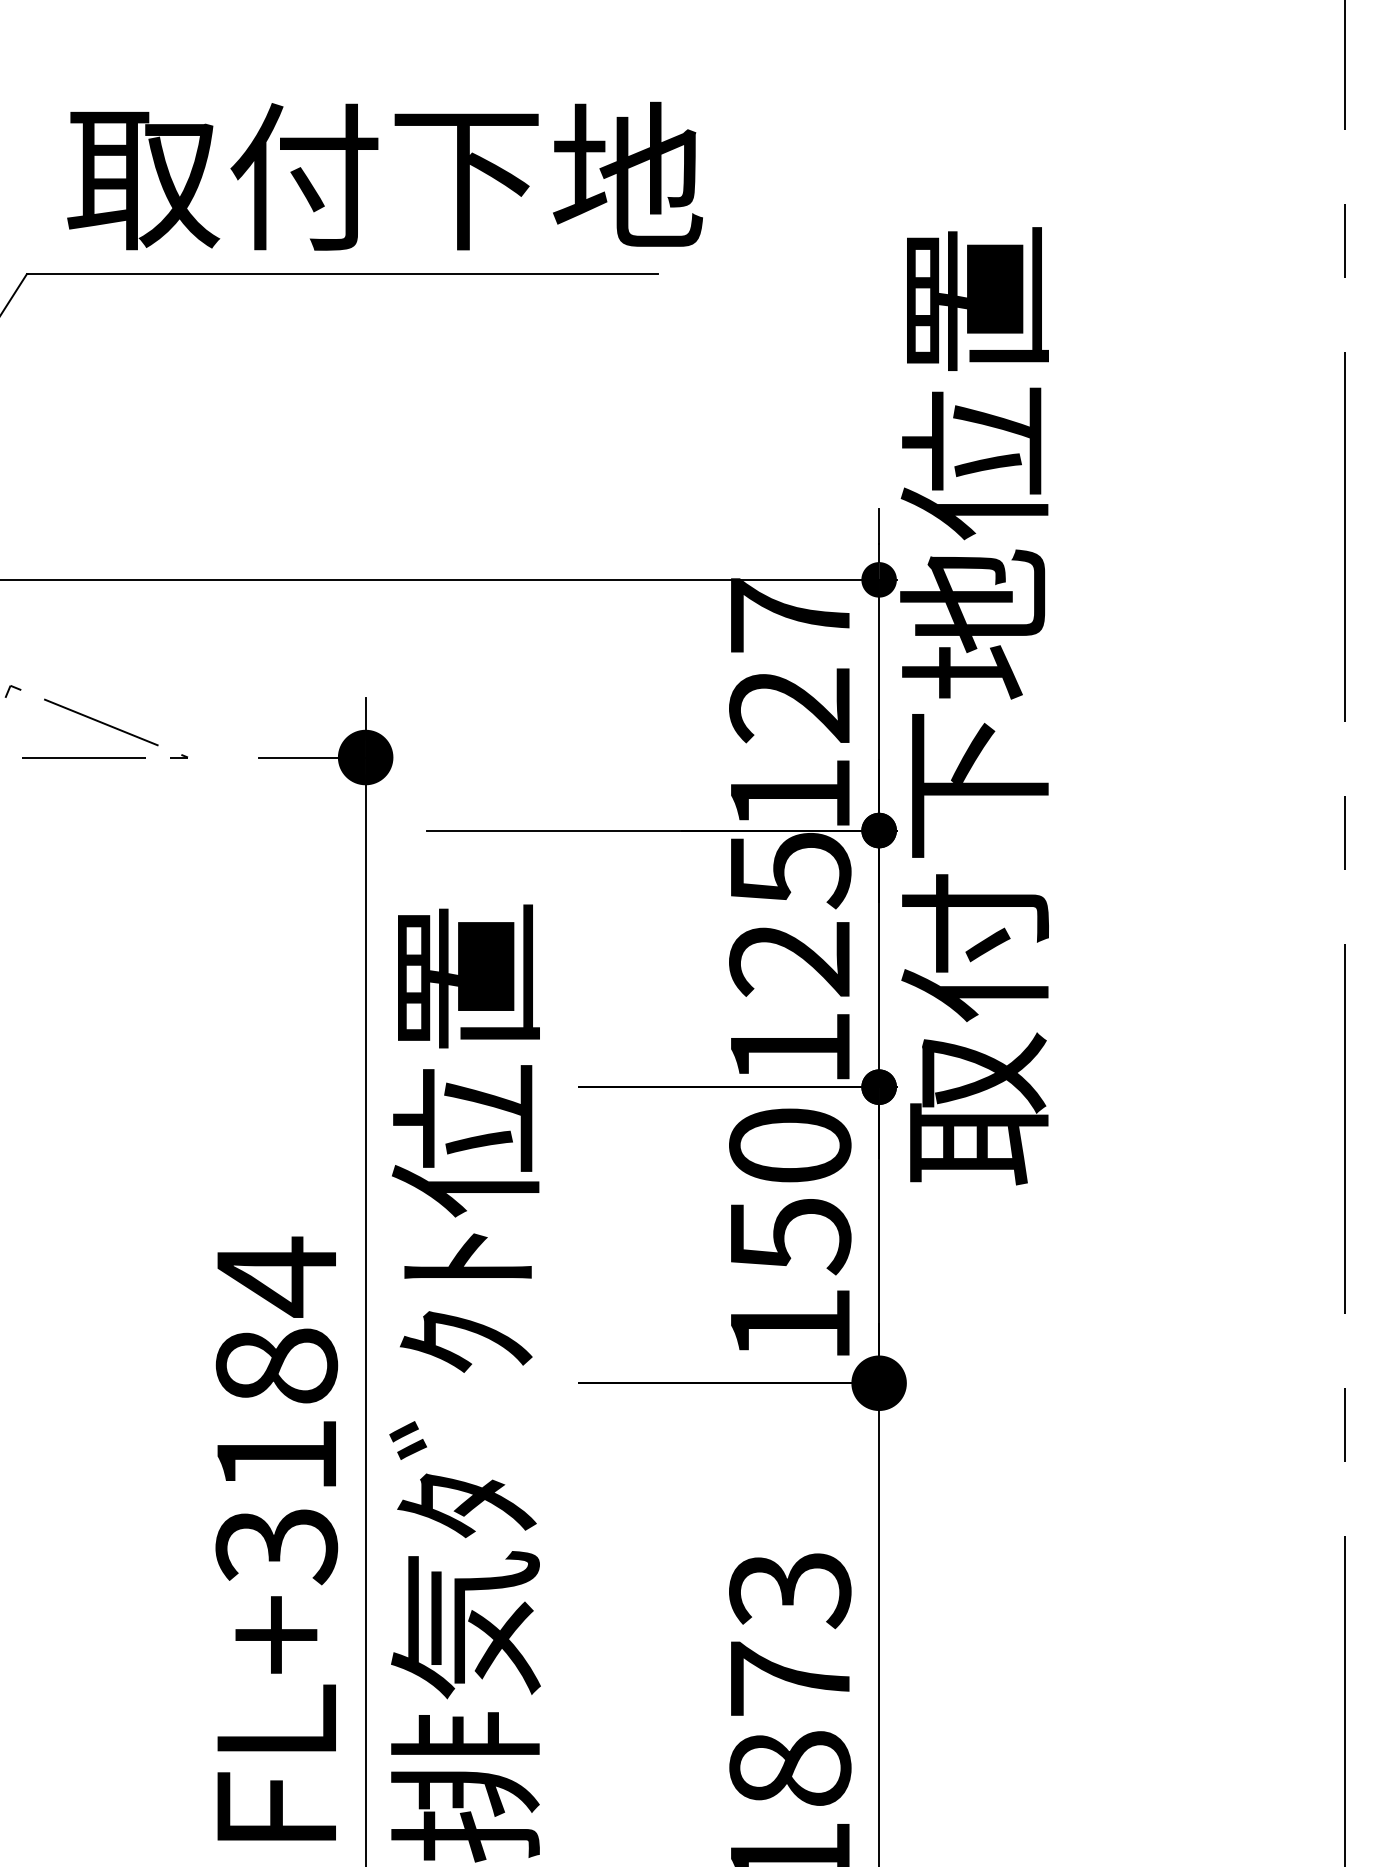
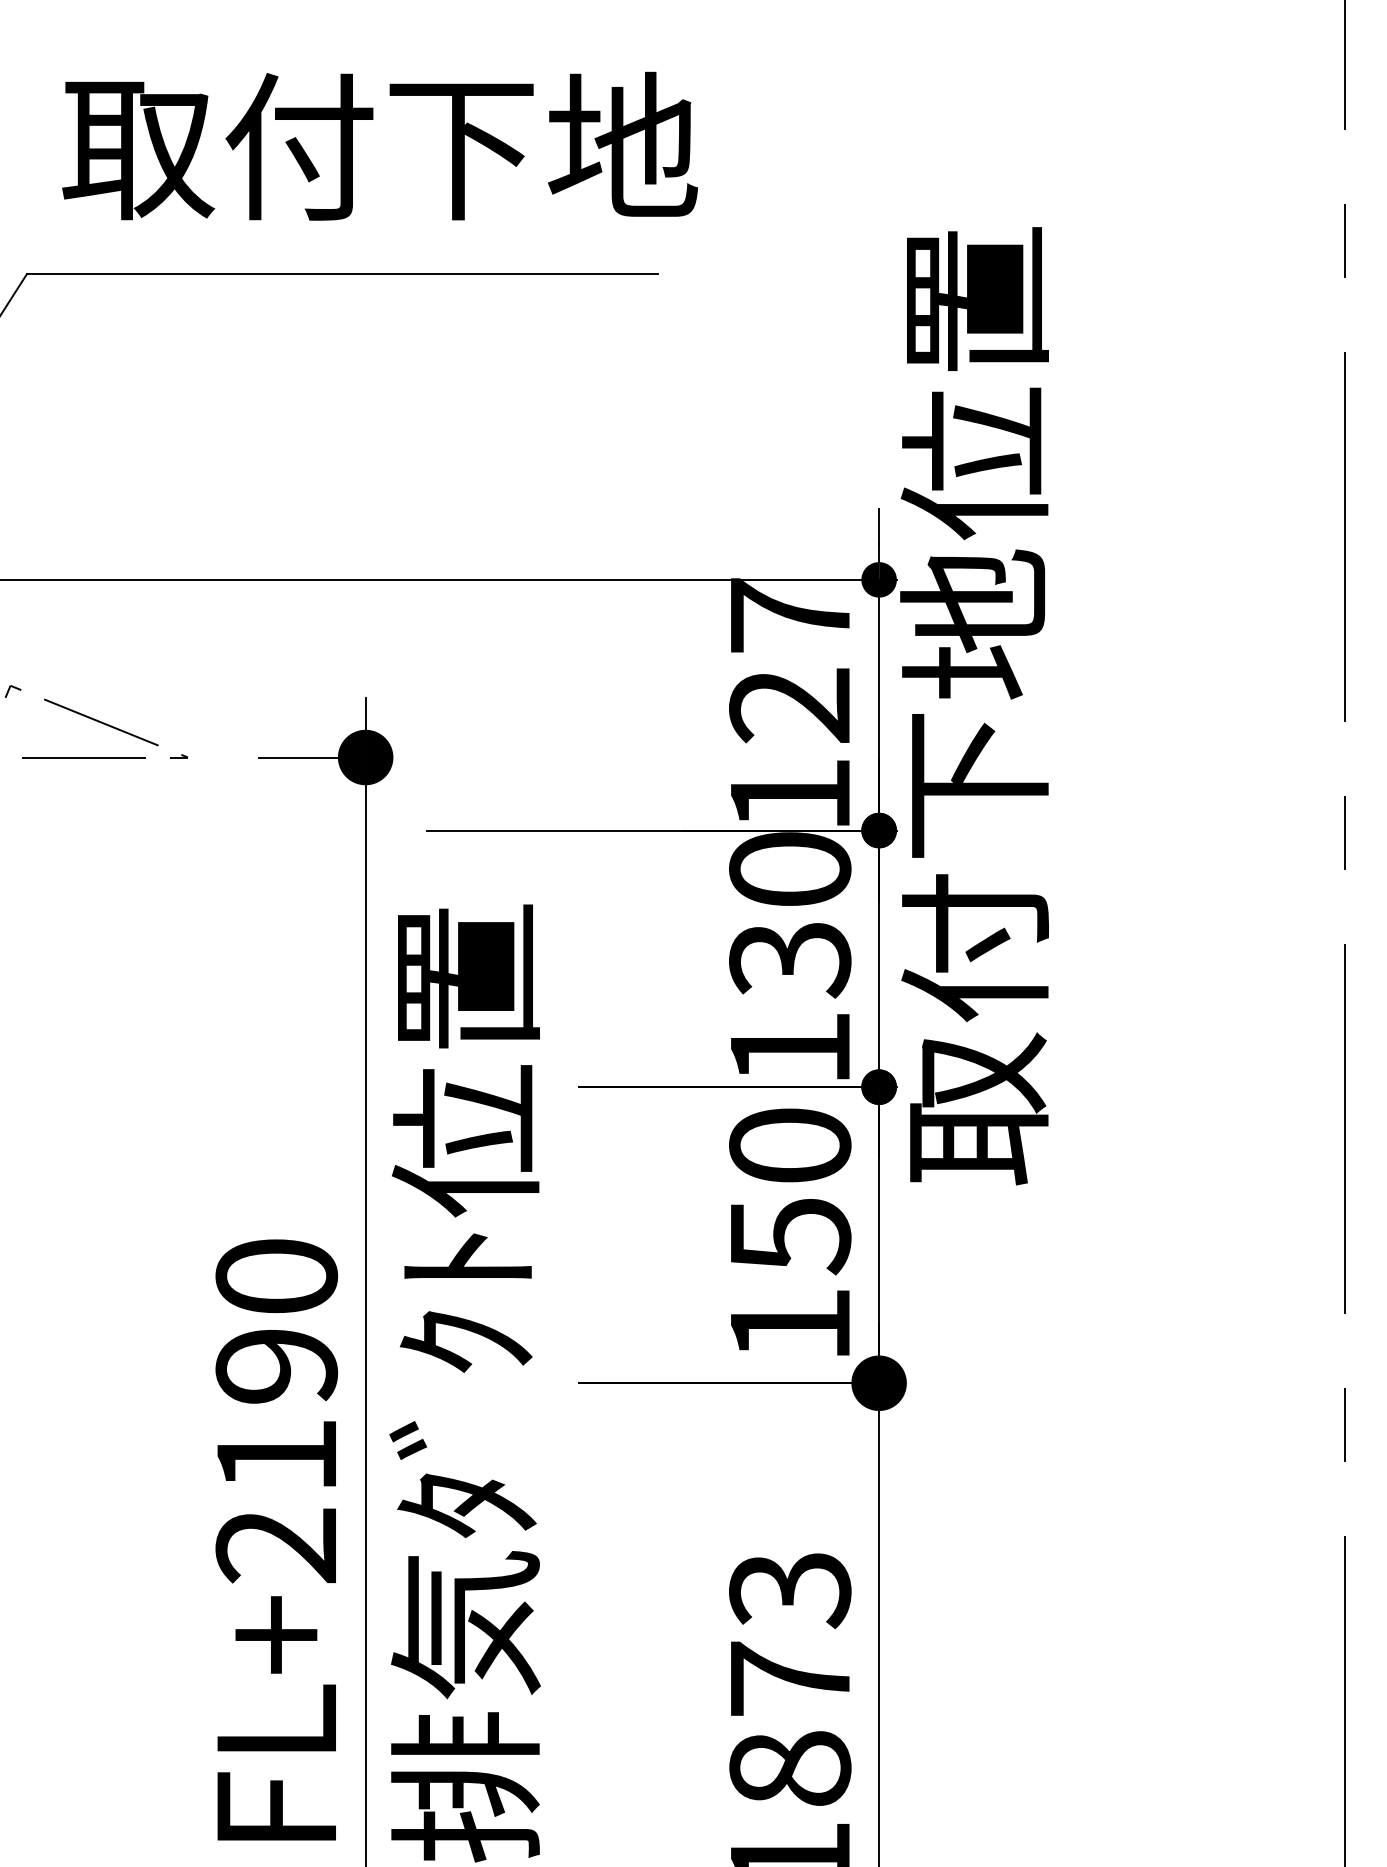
text position: (384, 175) -> (379, 145) (379, 145)
text: 125 -> 130 (790, 915)
text: FL+3184 -> FL+2190 (276, 1410)
